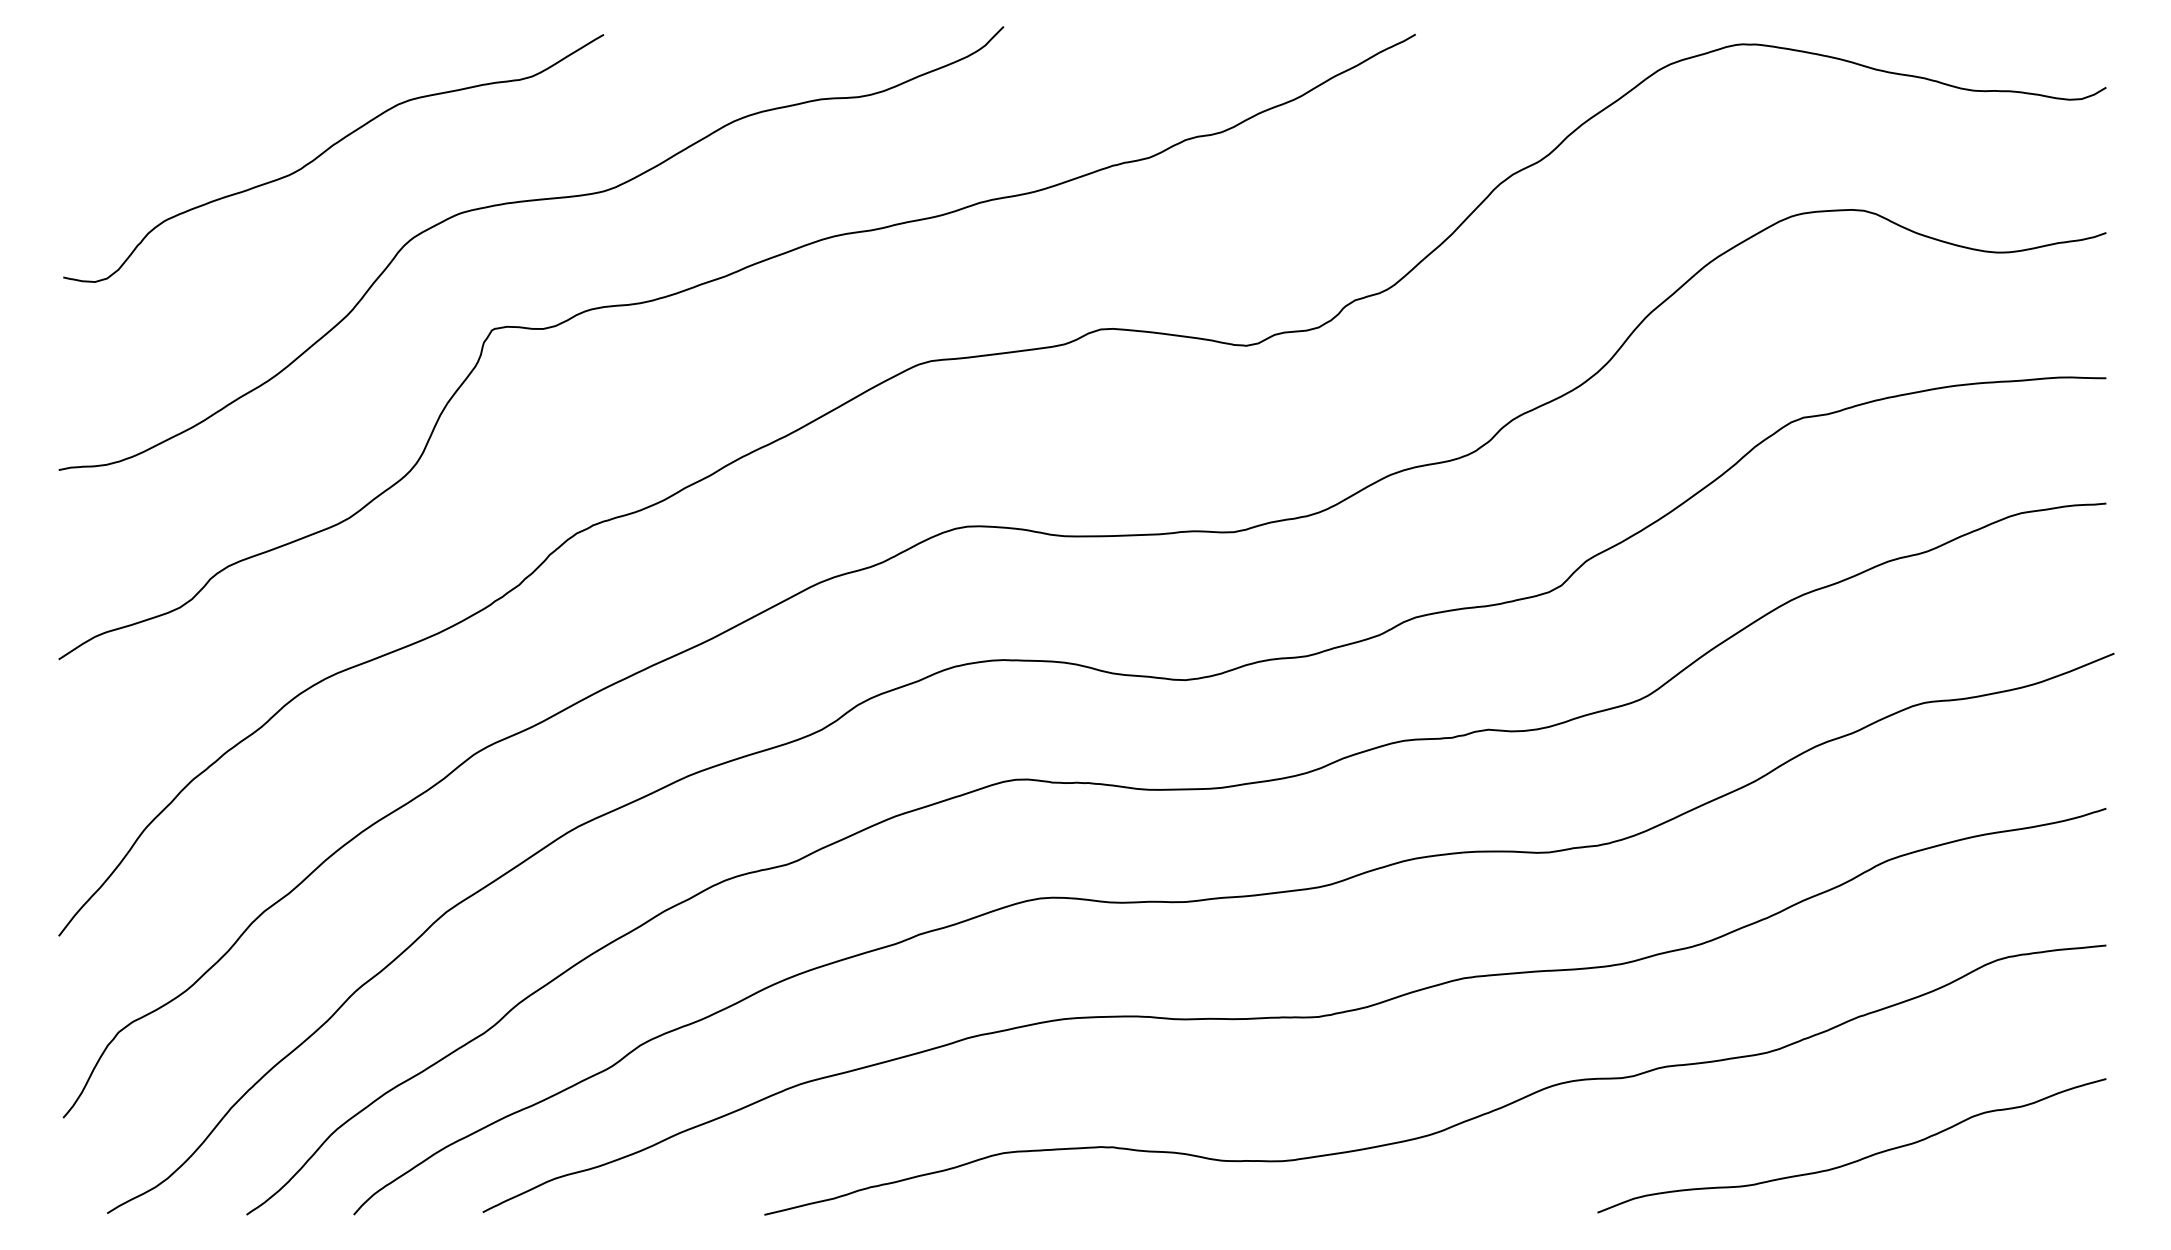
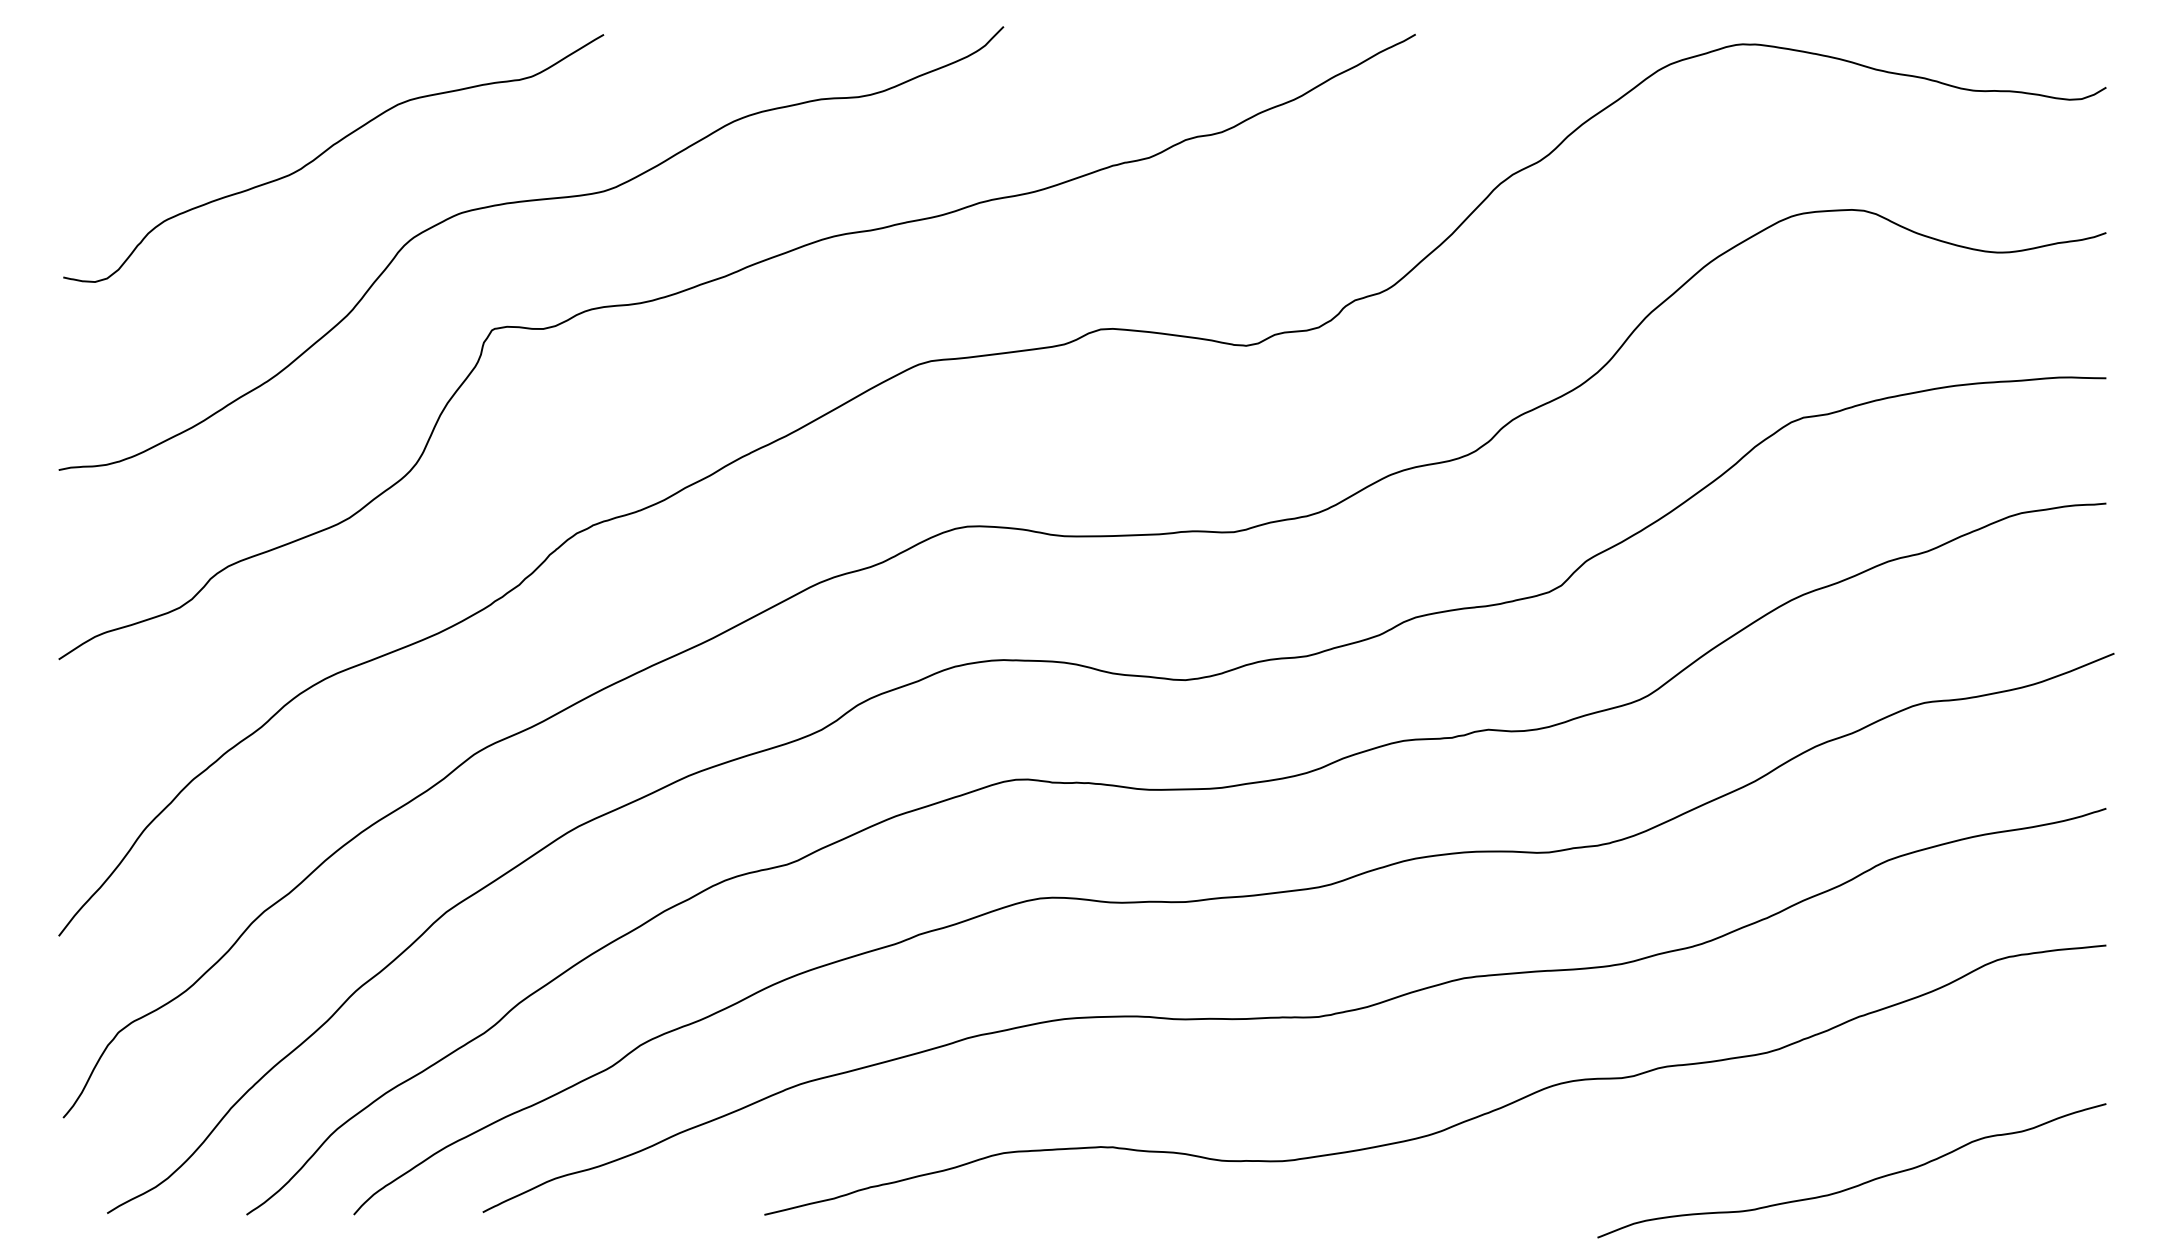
curve position: (1855, 1160) -> (1855, 1185) (1855, 1185)
